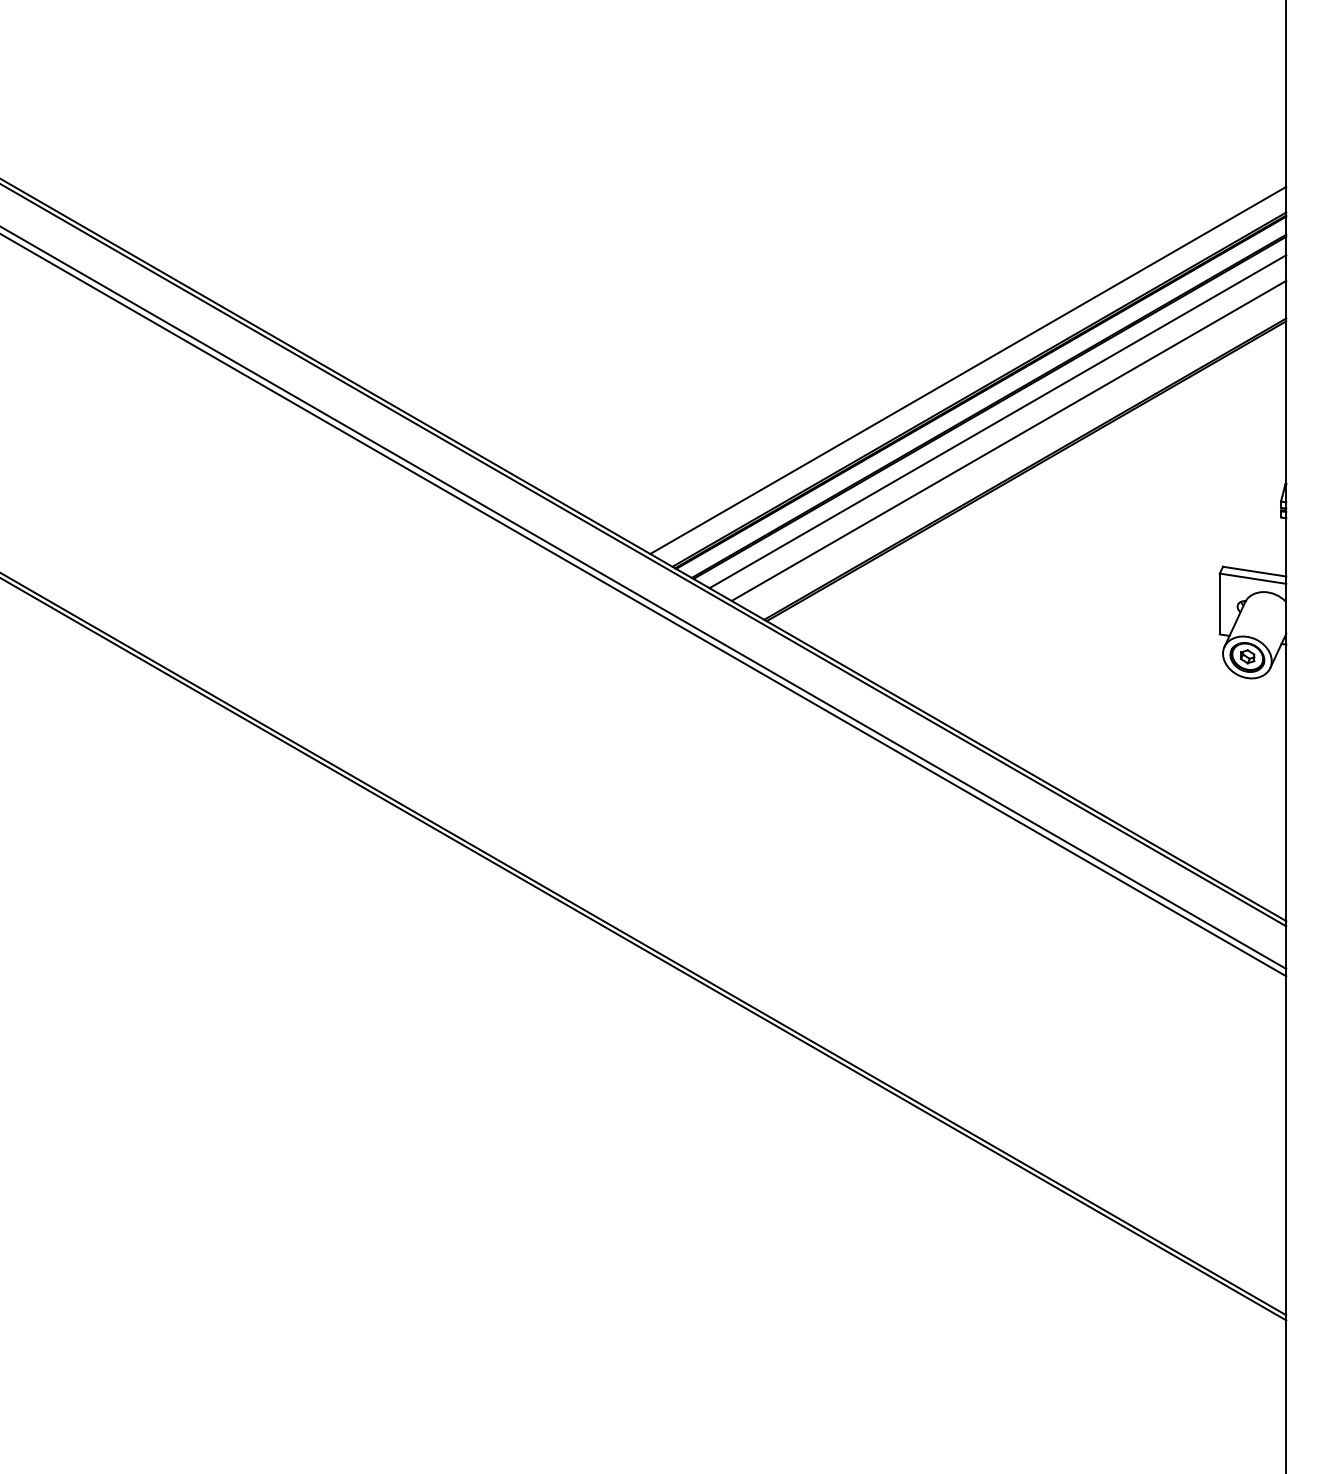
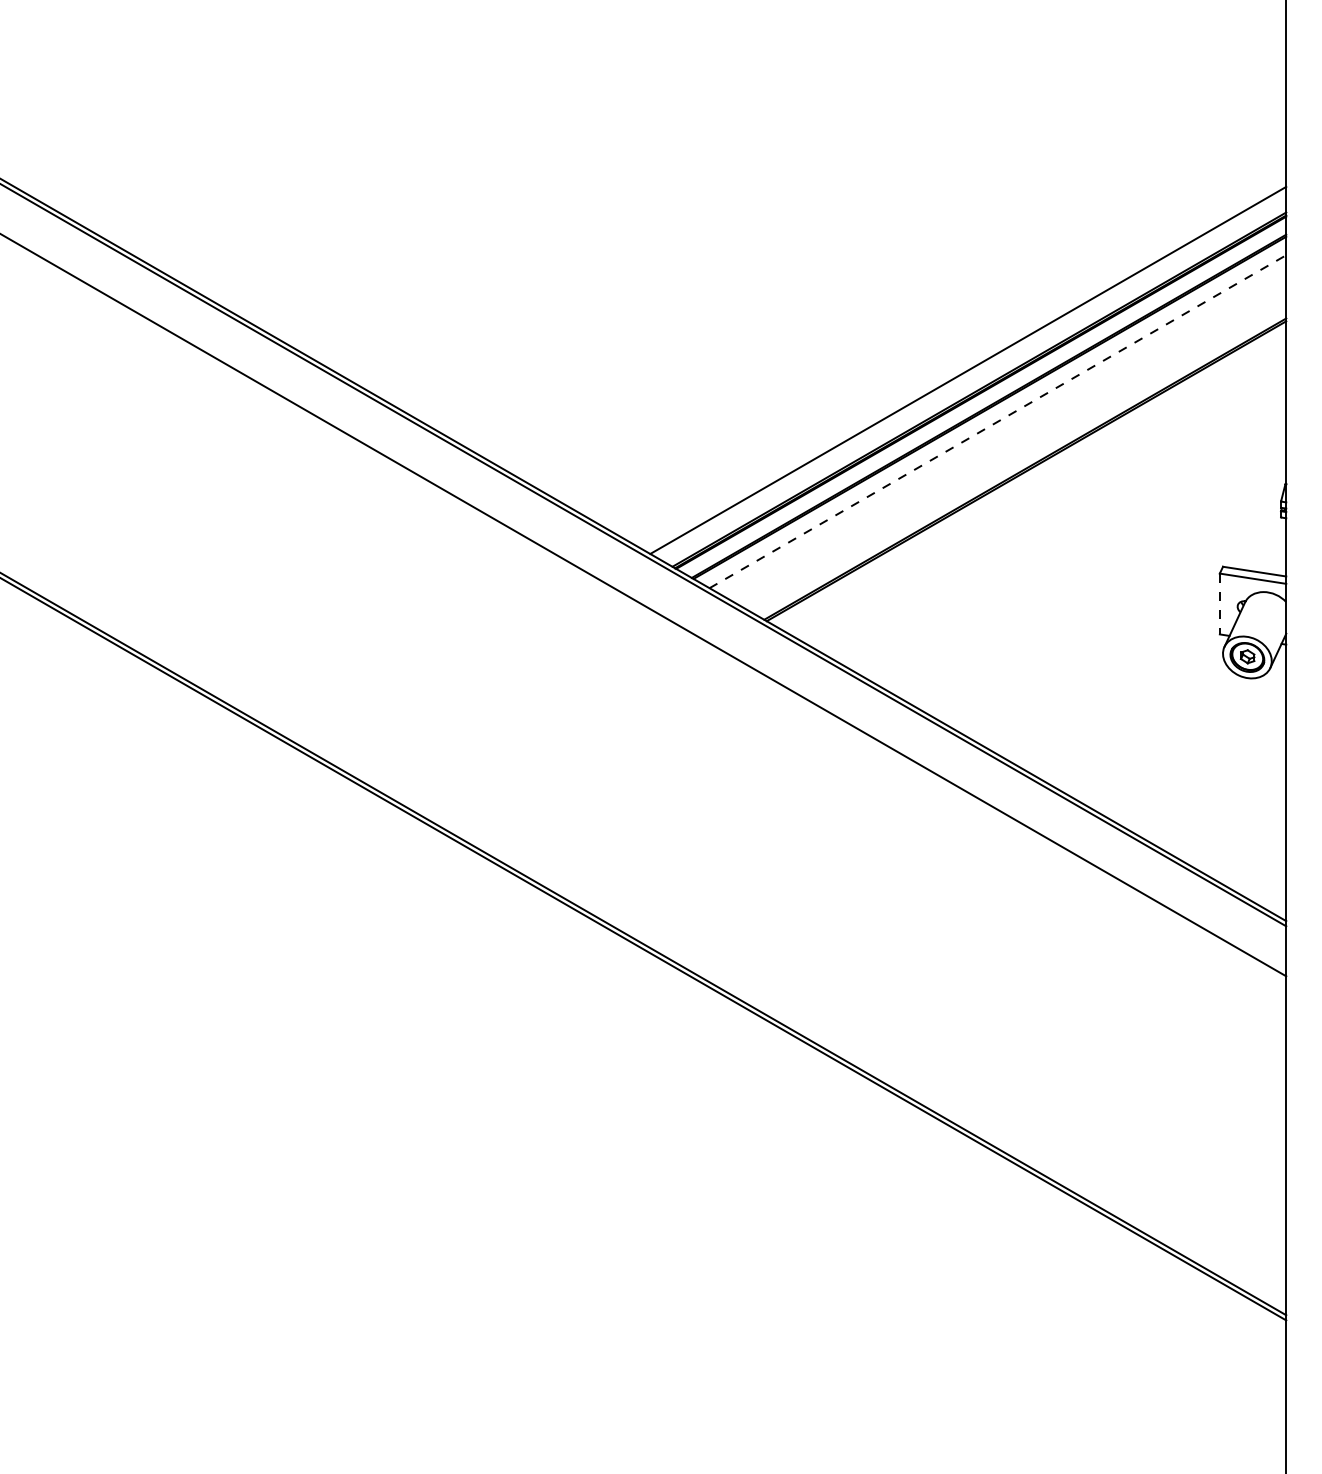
line: solid -> dashed (998, 421)
line: present -> none (1008, 440)
line: present -> none (644, 597)
line: solid -> dashed (1219, 604)
